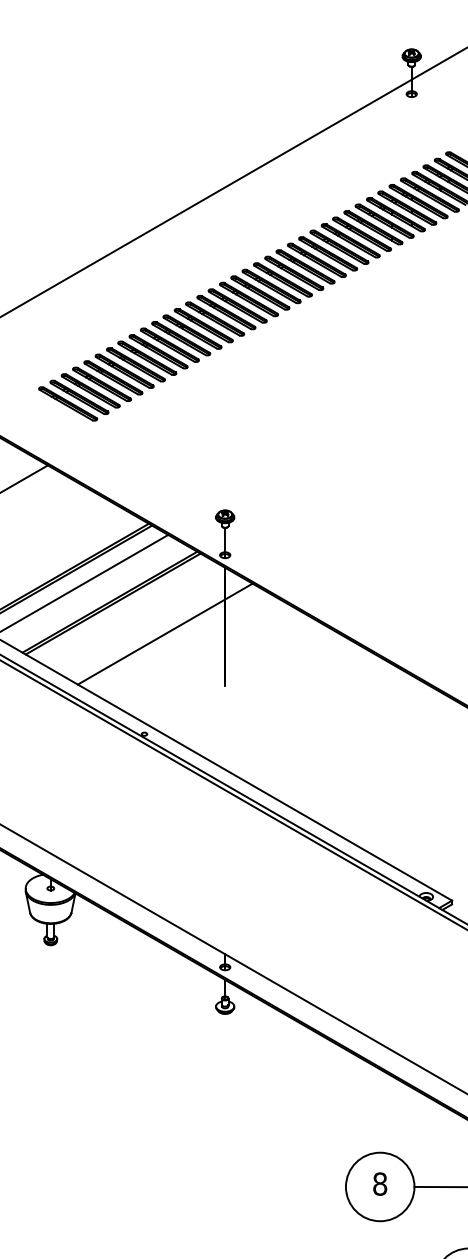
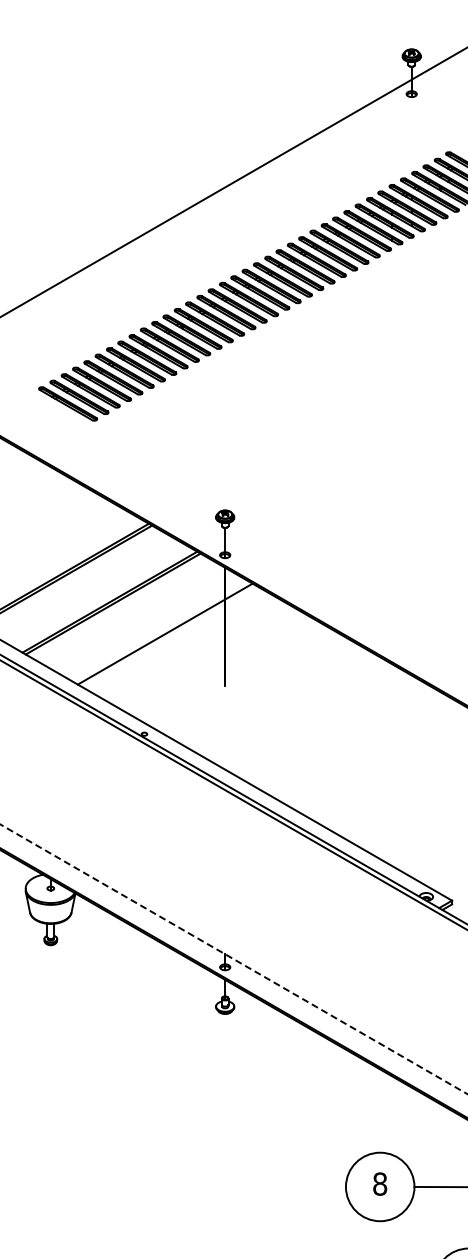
line: present -> none (24, 478)
line: present -> none (85, 582)
line: solid -> dashed (233, 959)
